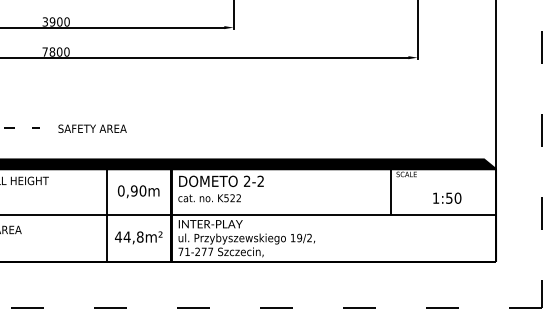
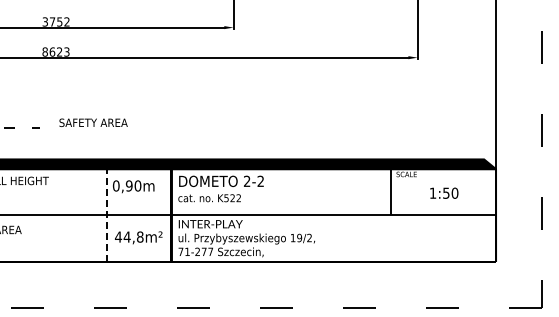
text: 3900 -> 3752 (59, 21)
text: 7800 -> 8623 (55, 51)
text position: (92, 128) -> (93, 122) (93, 122)
text position: (138, 191) -> (133, 186) (133, 186)
text position: (447, 197) -> (444, 192) (444, 192)
line: solid -> dashed (106, 214)
